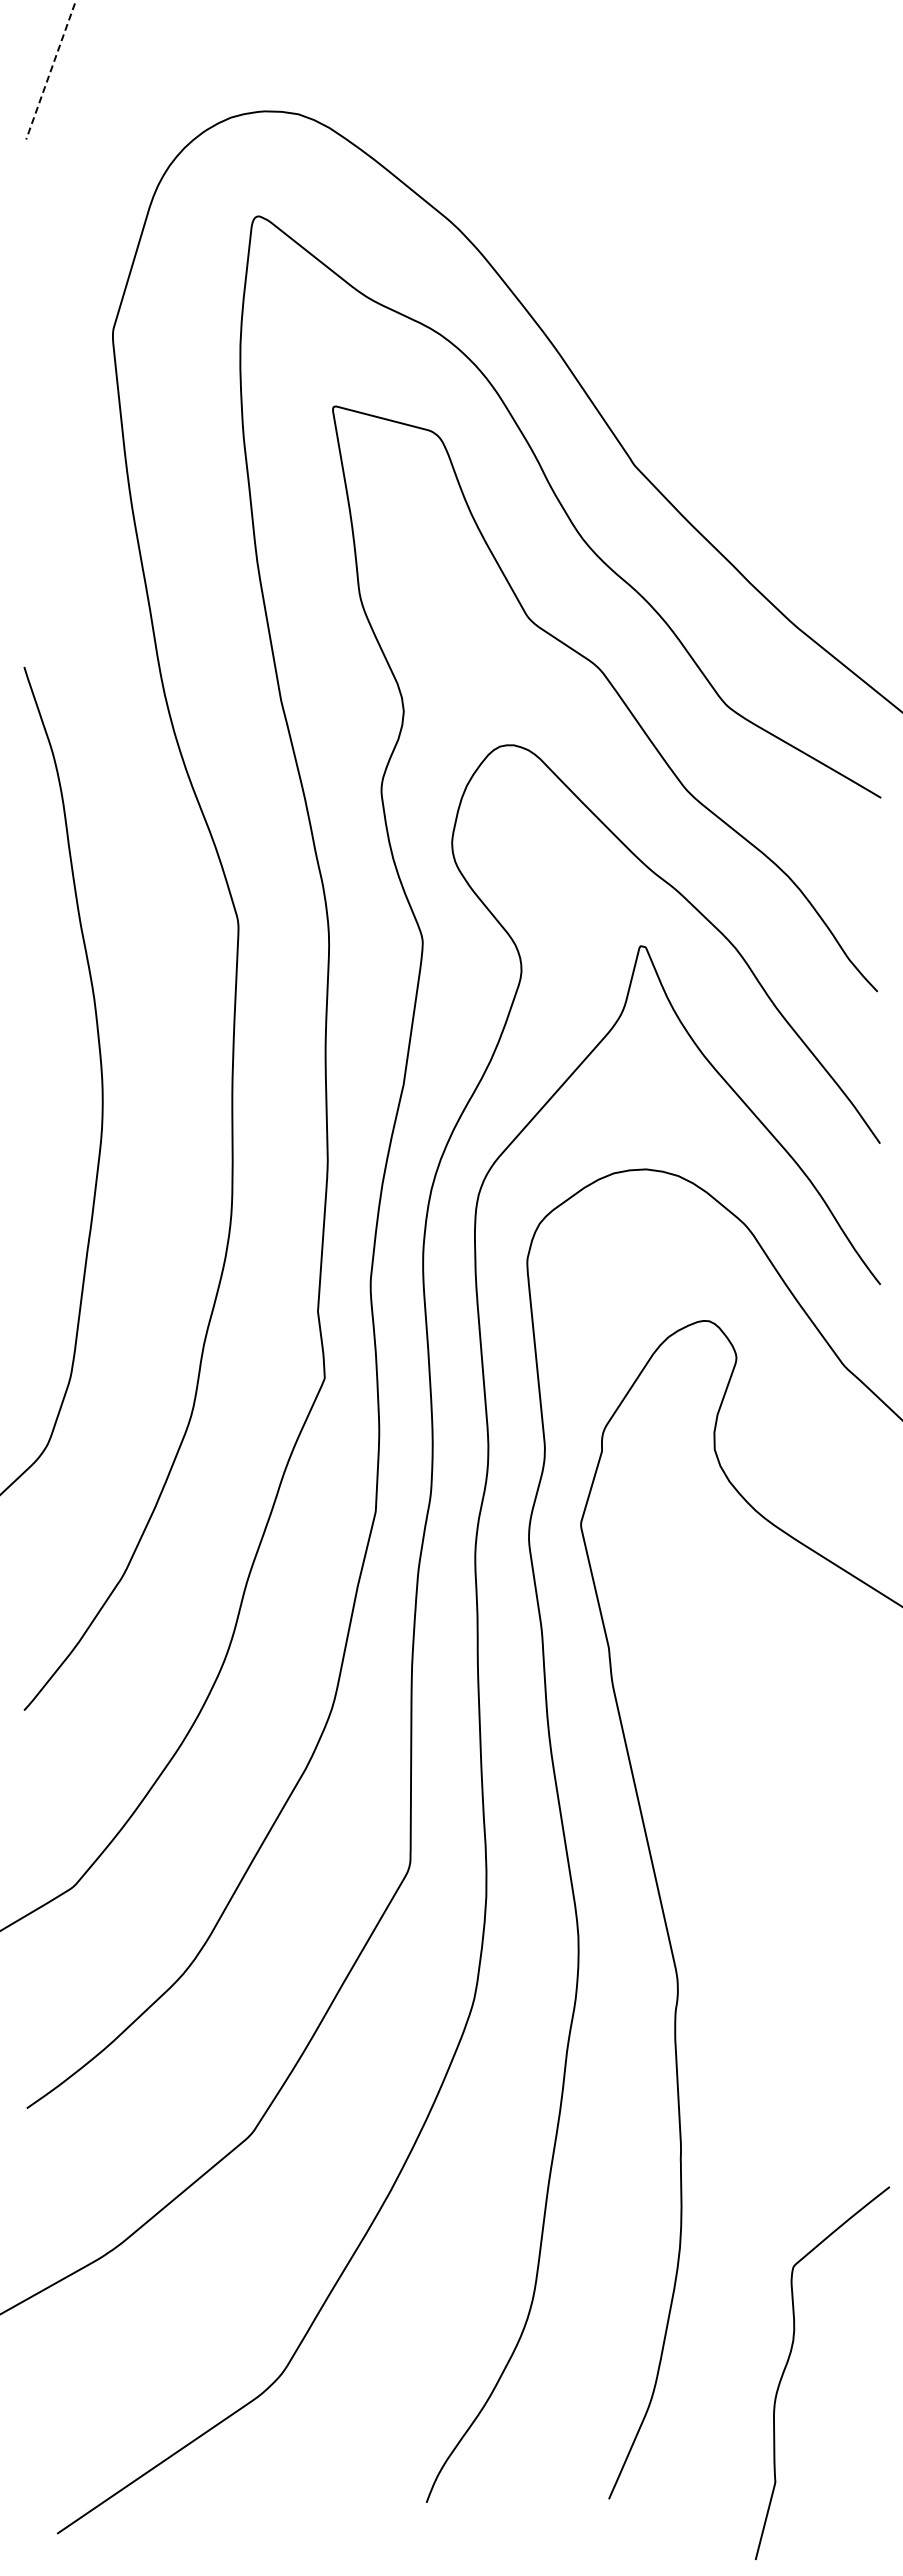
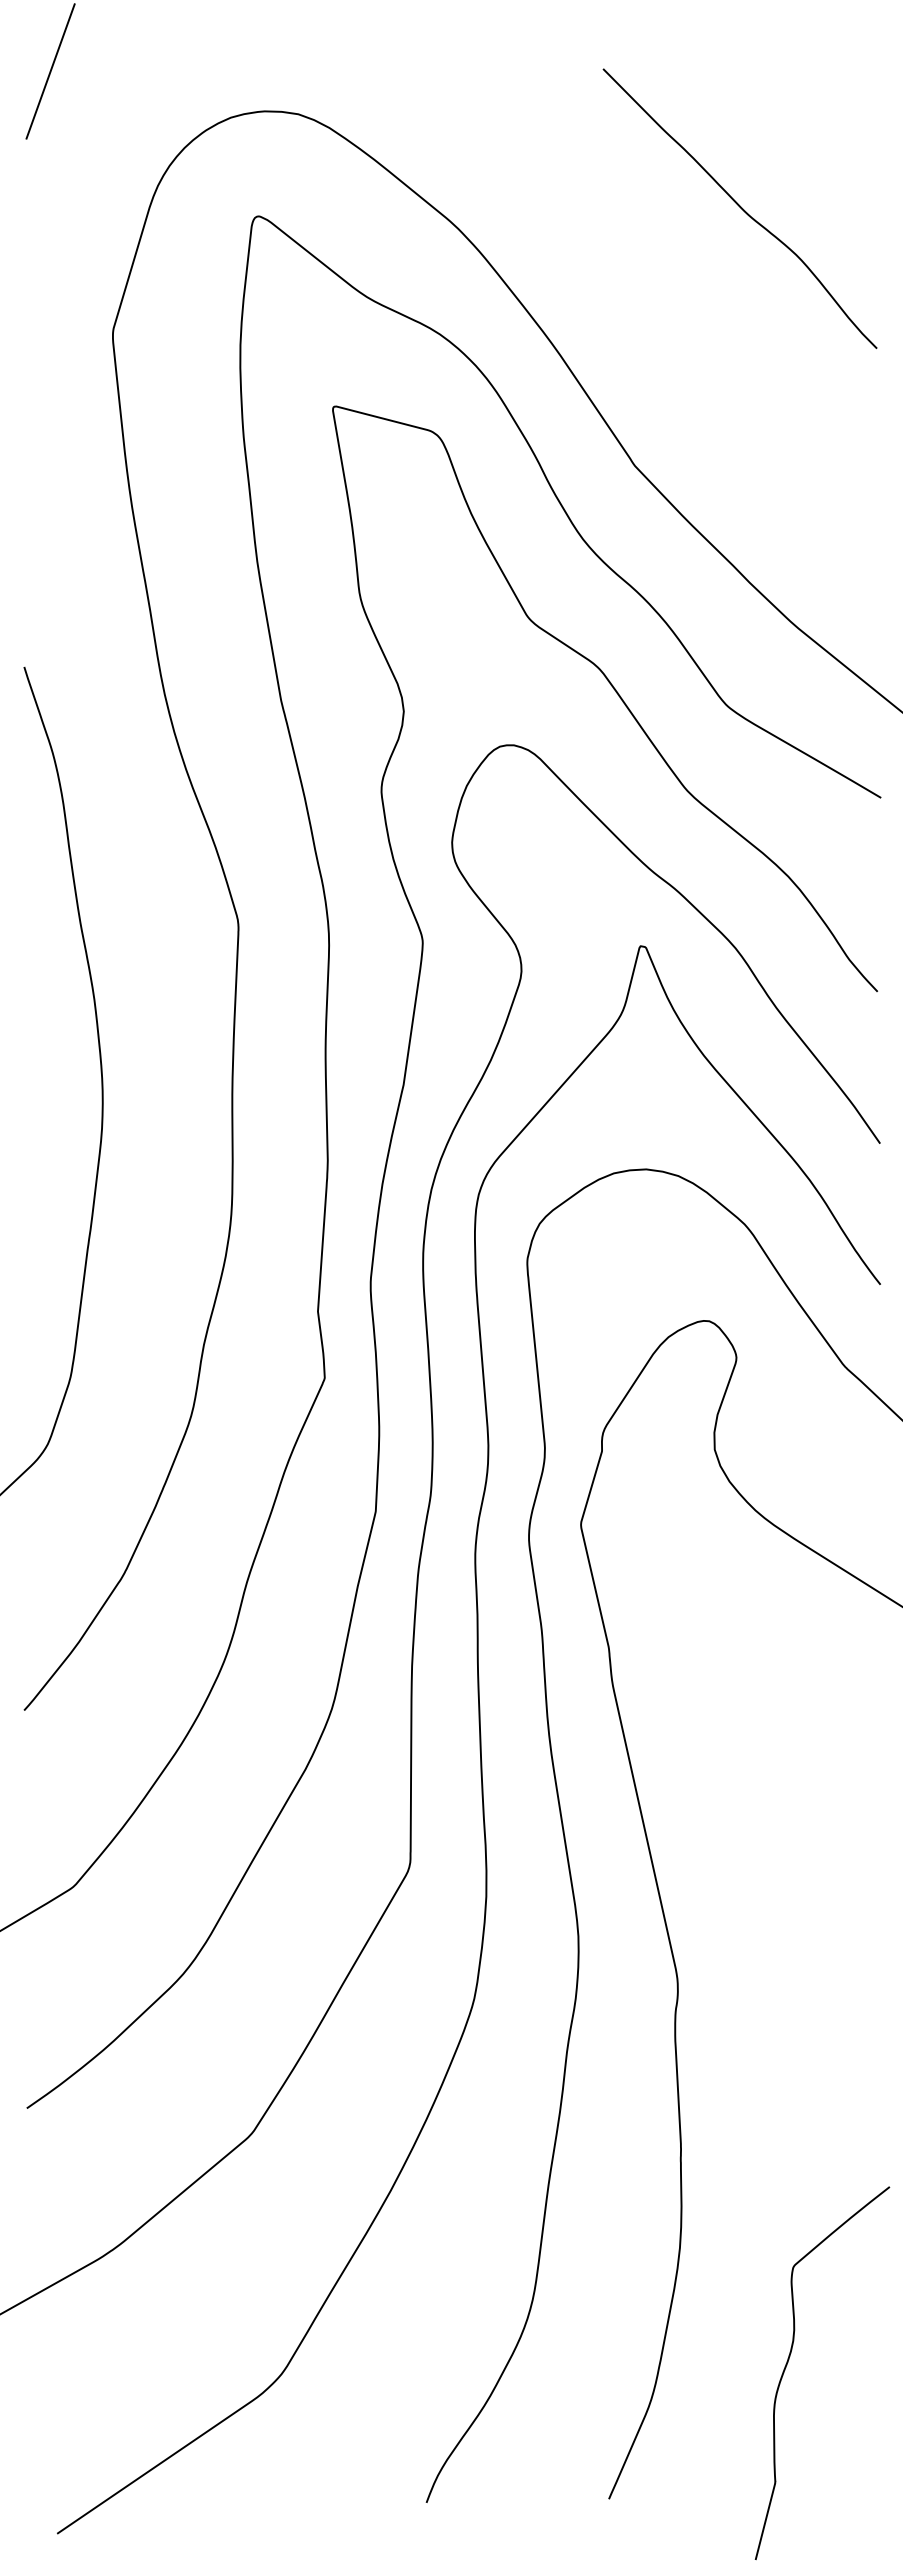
line: dashed -> solid (50, 71)
curve: none -> present (739, 207)
